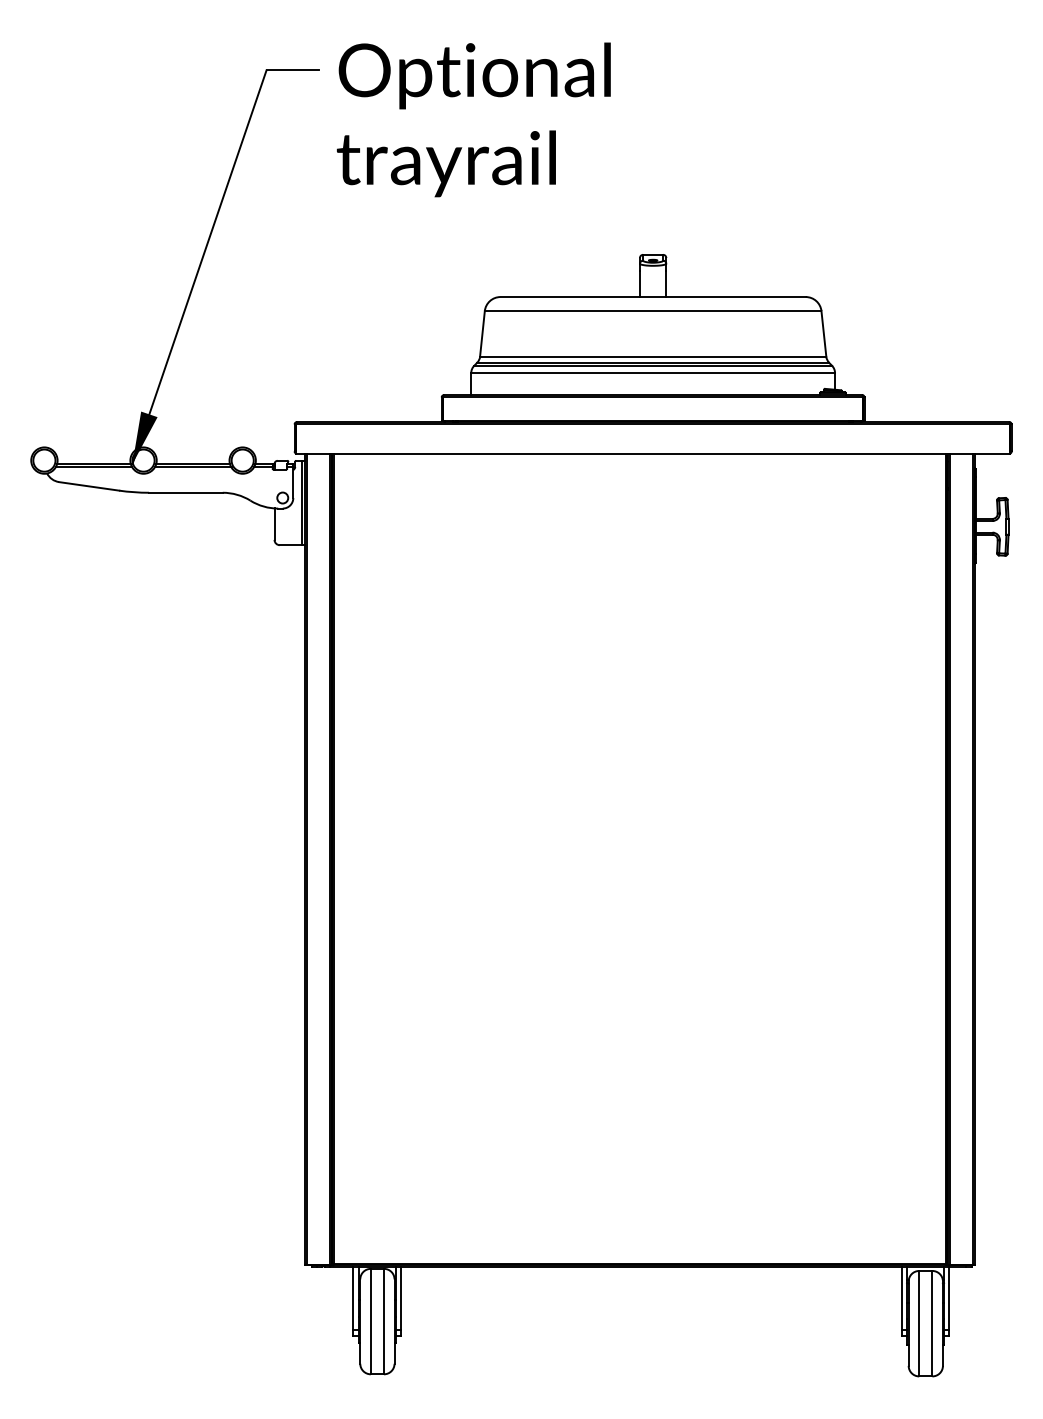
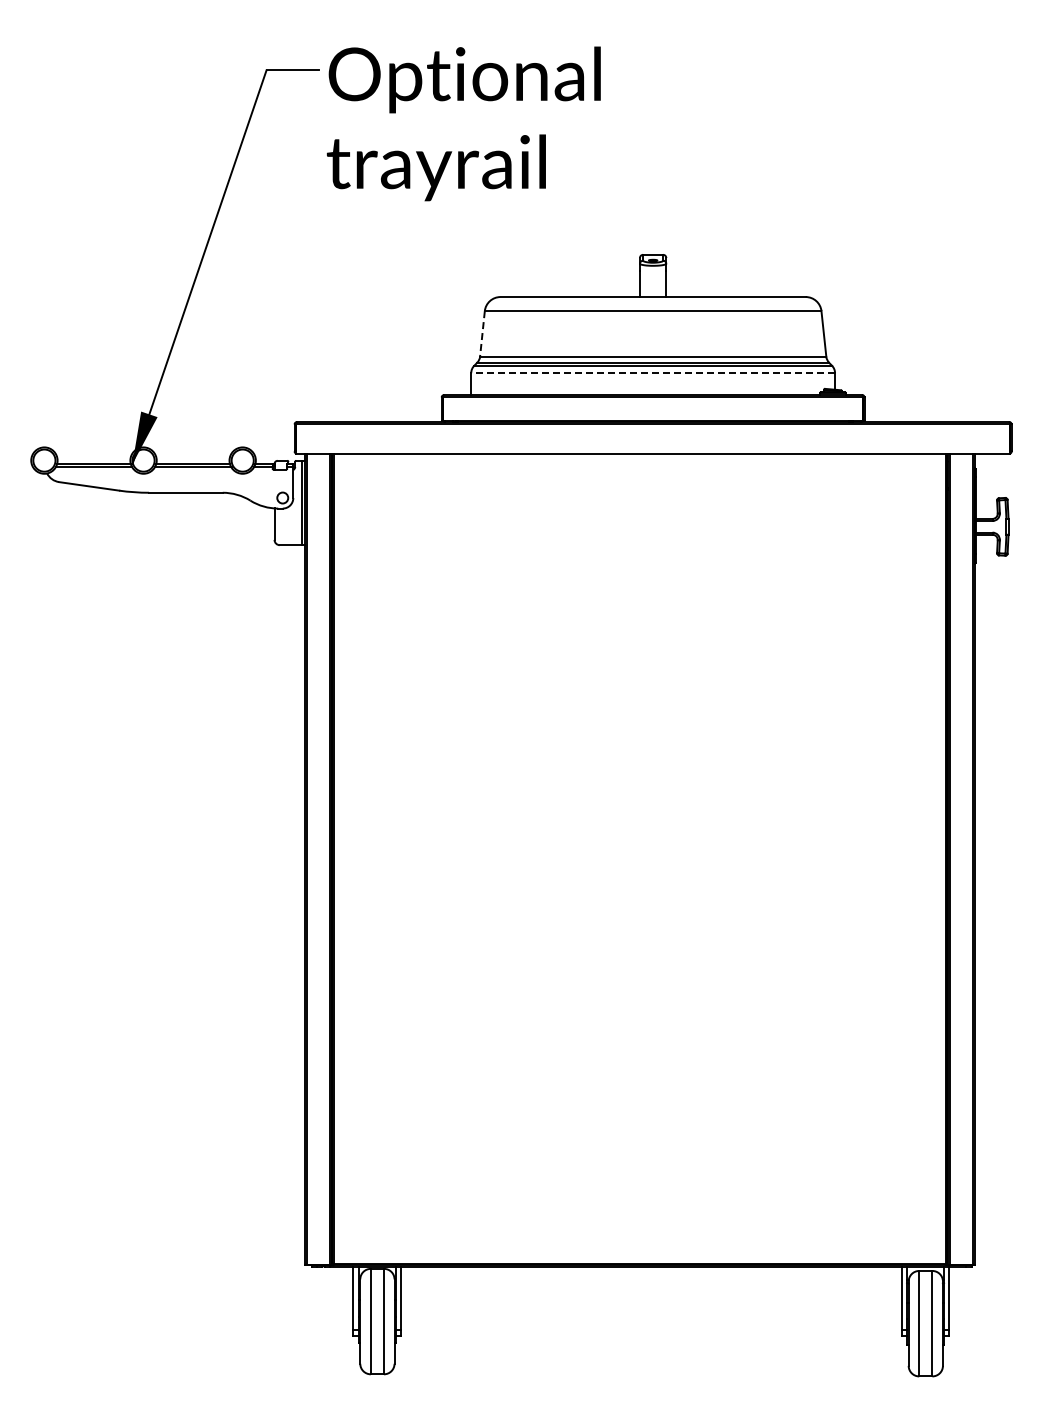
text position: (473, 119) -> (463, 123) (463, 123)
line: solid -> dashed (482, 333)
line: solid -> dashed (653, 373)
